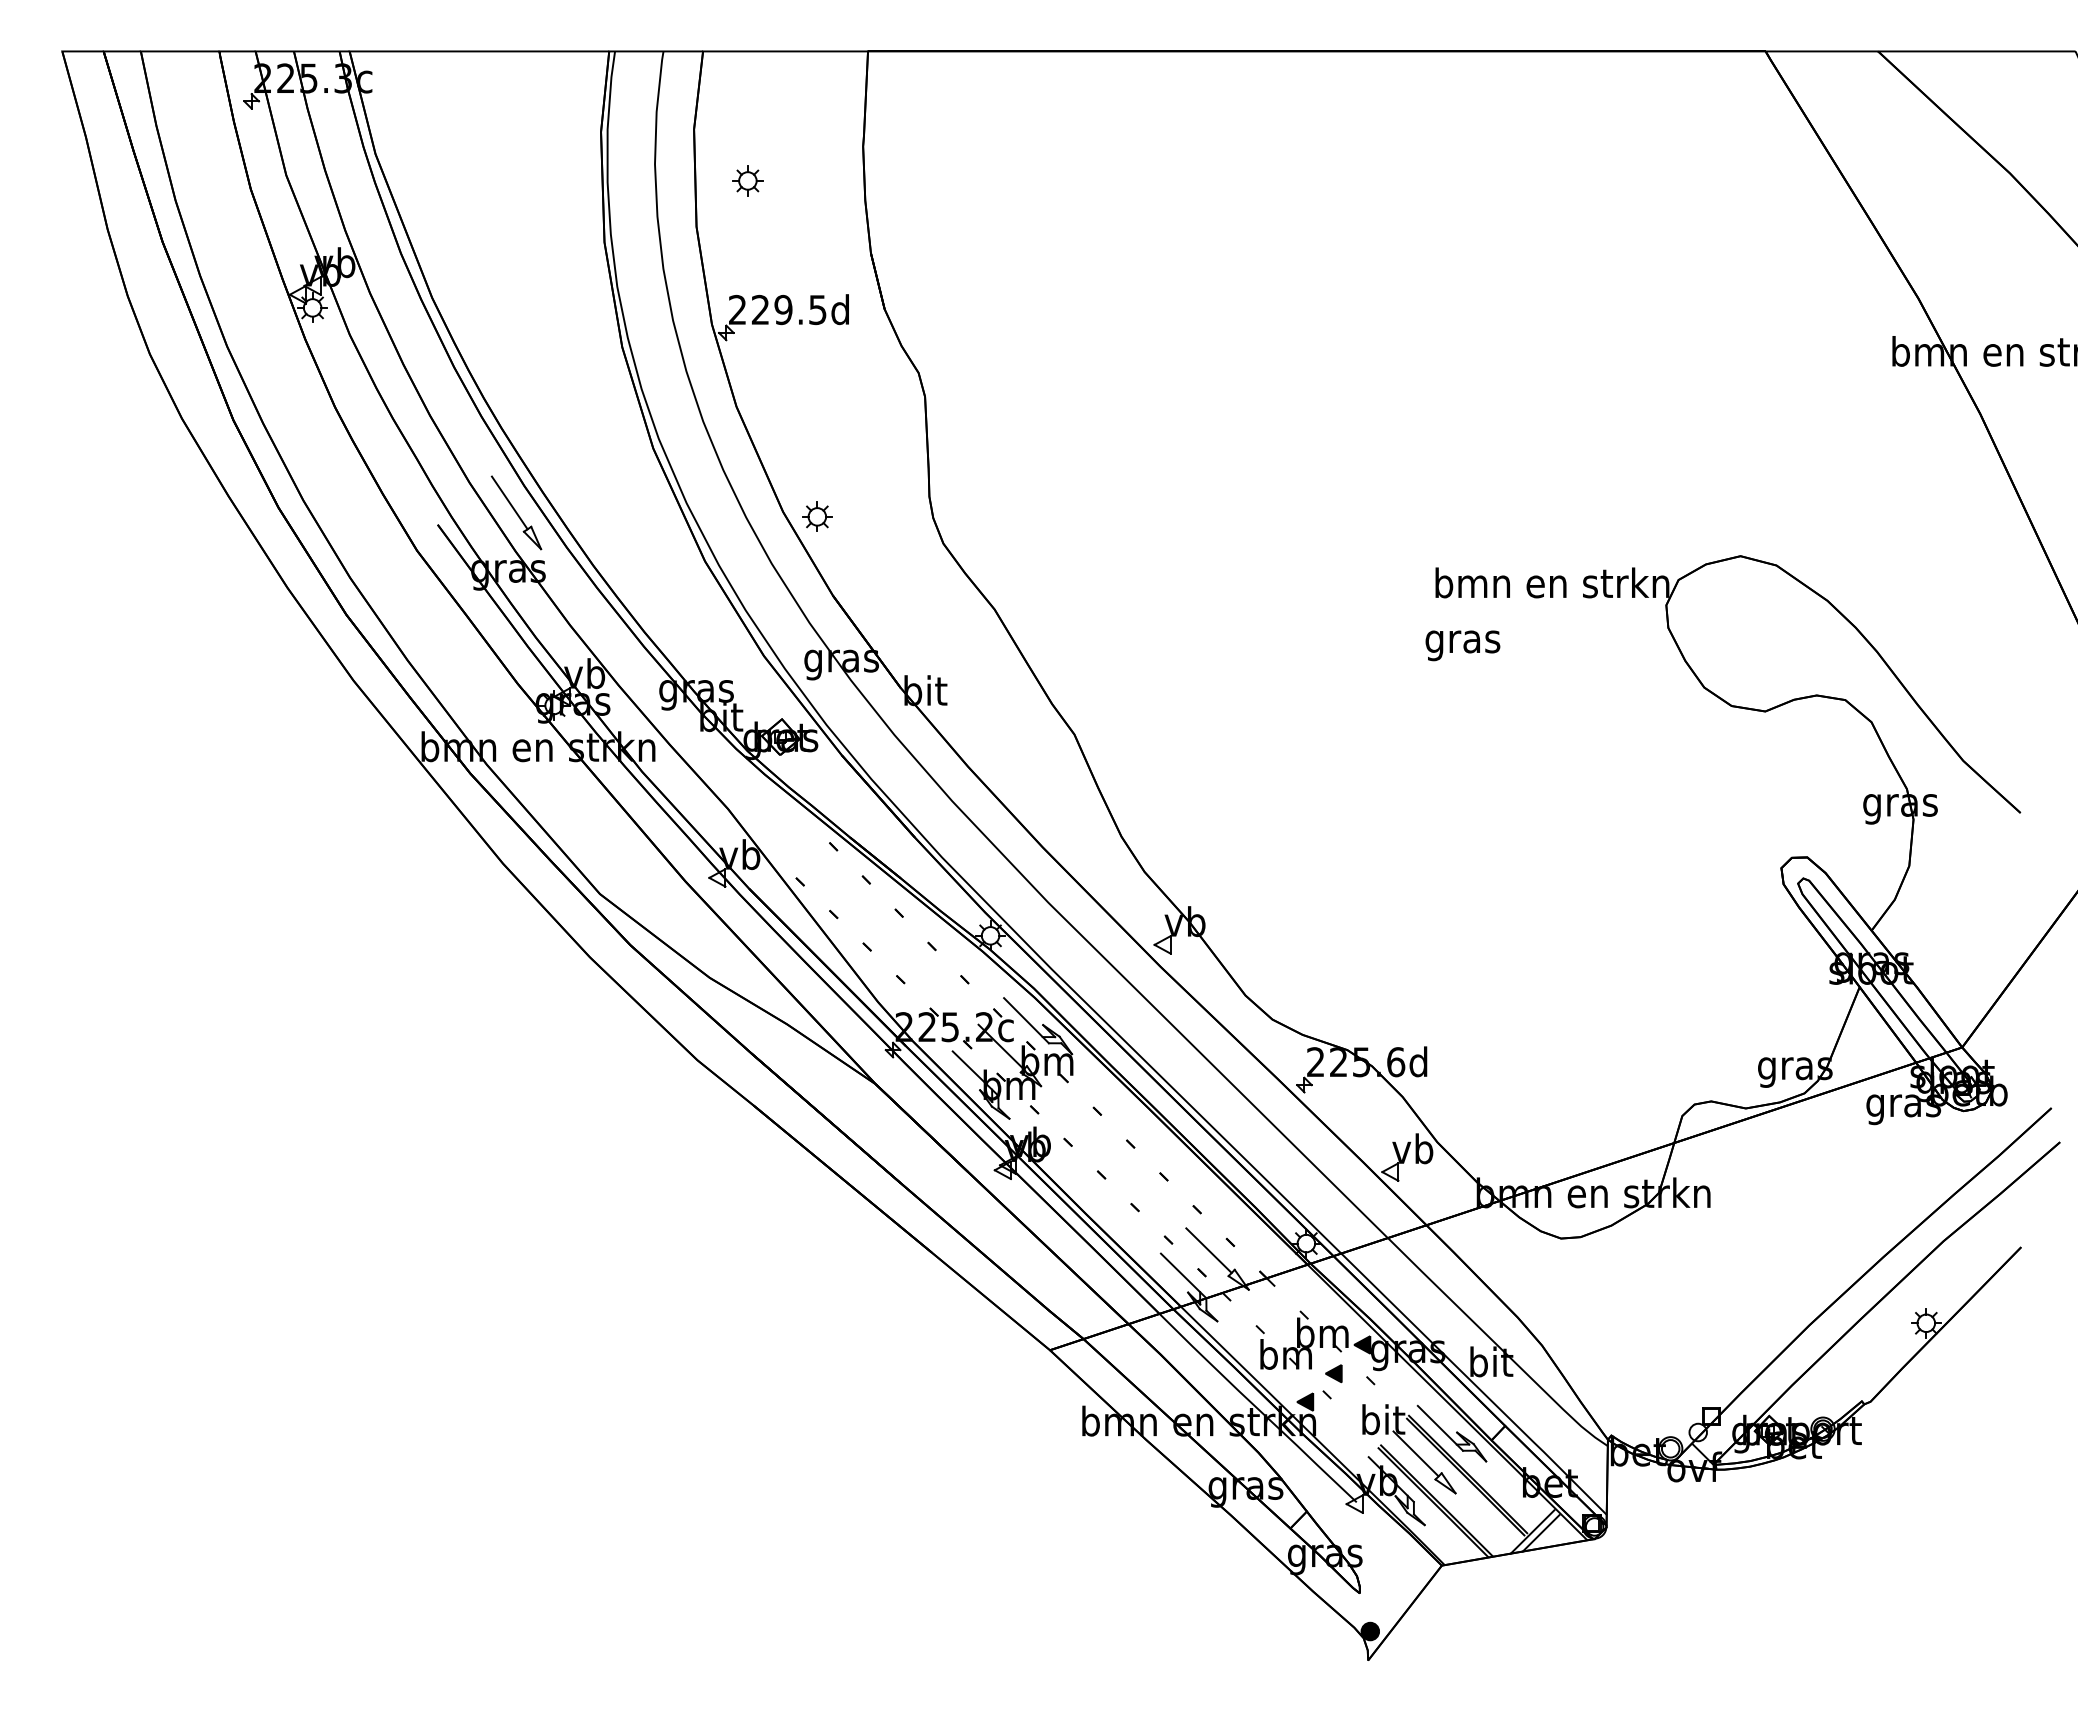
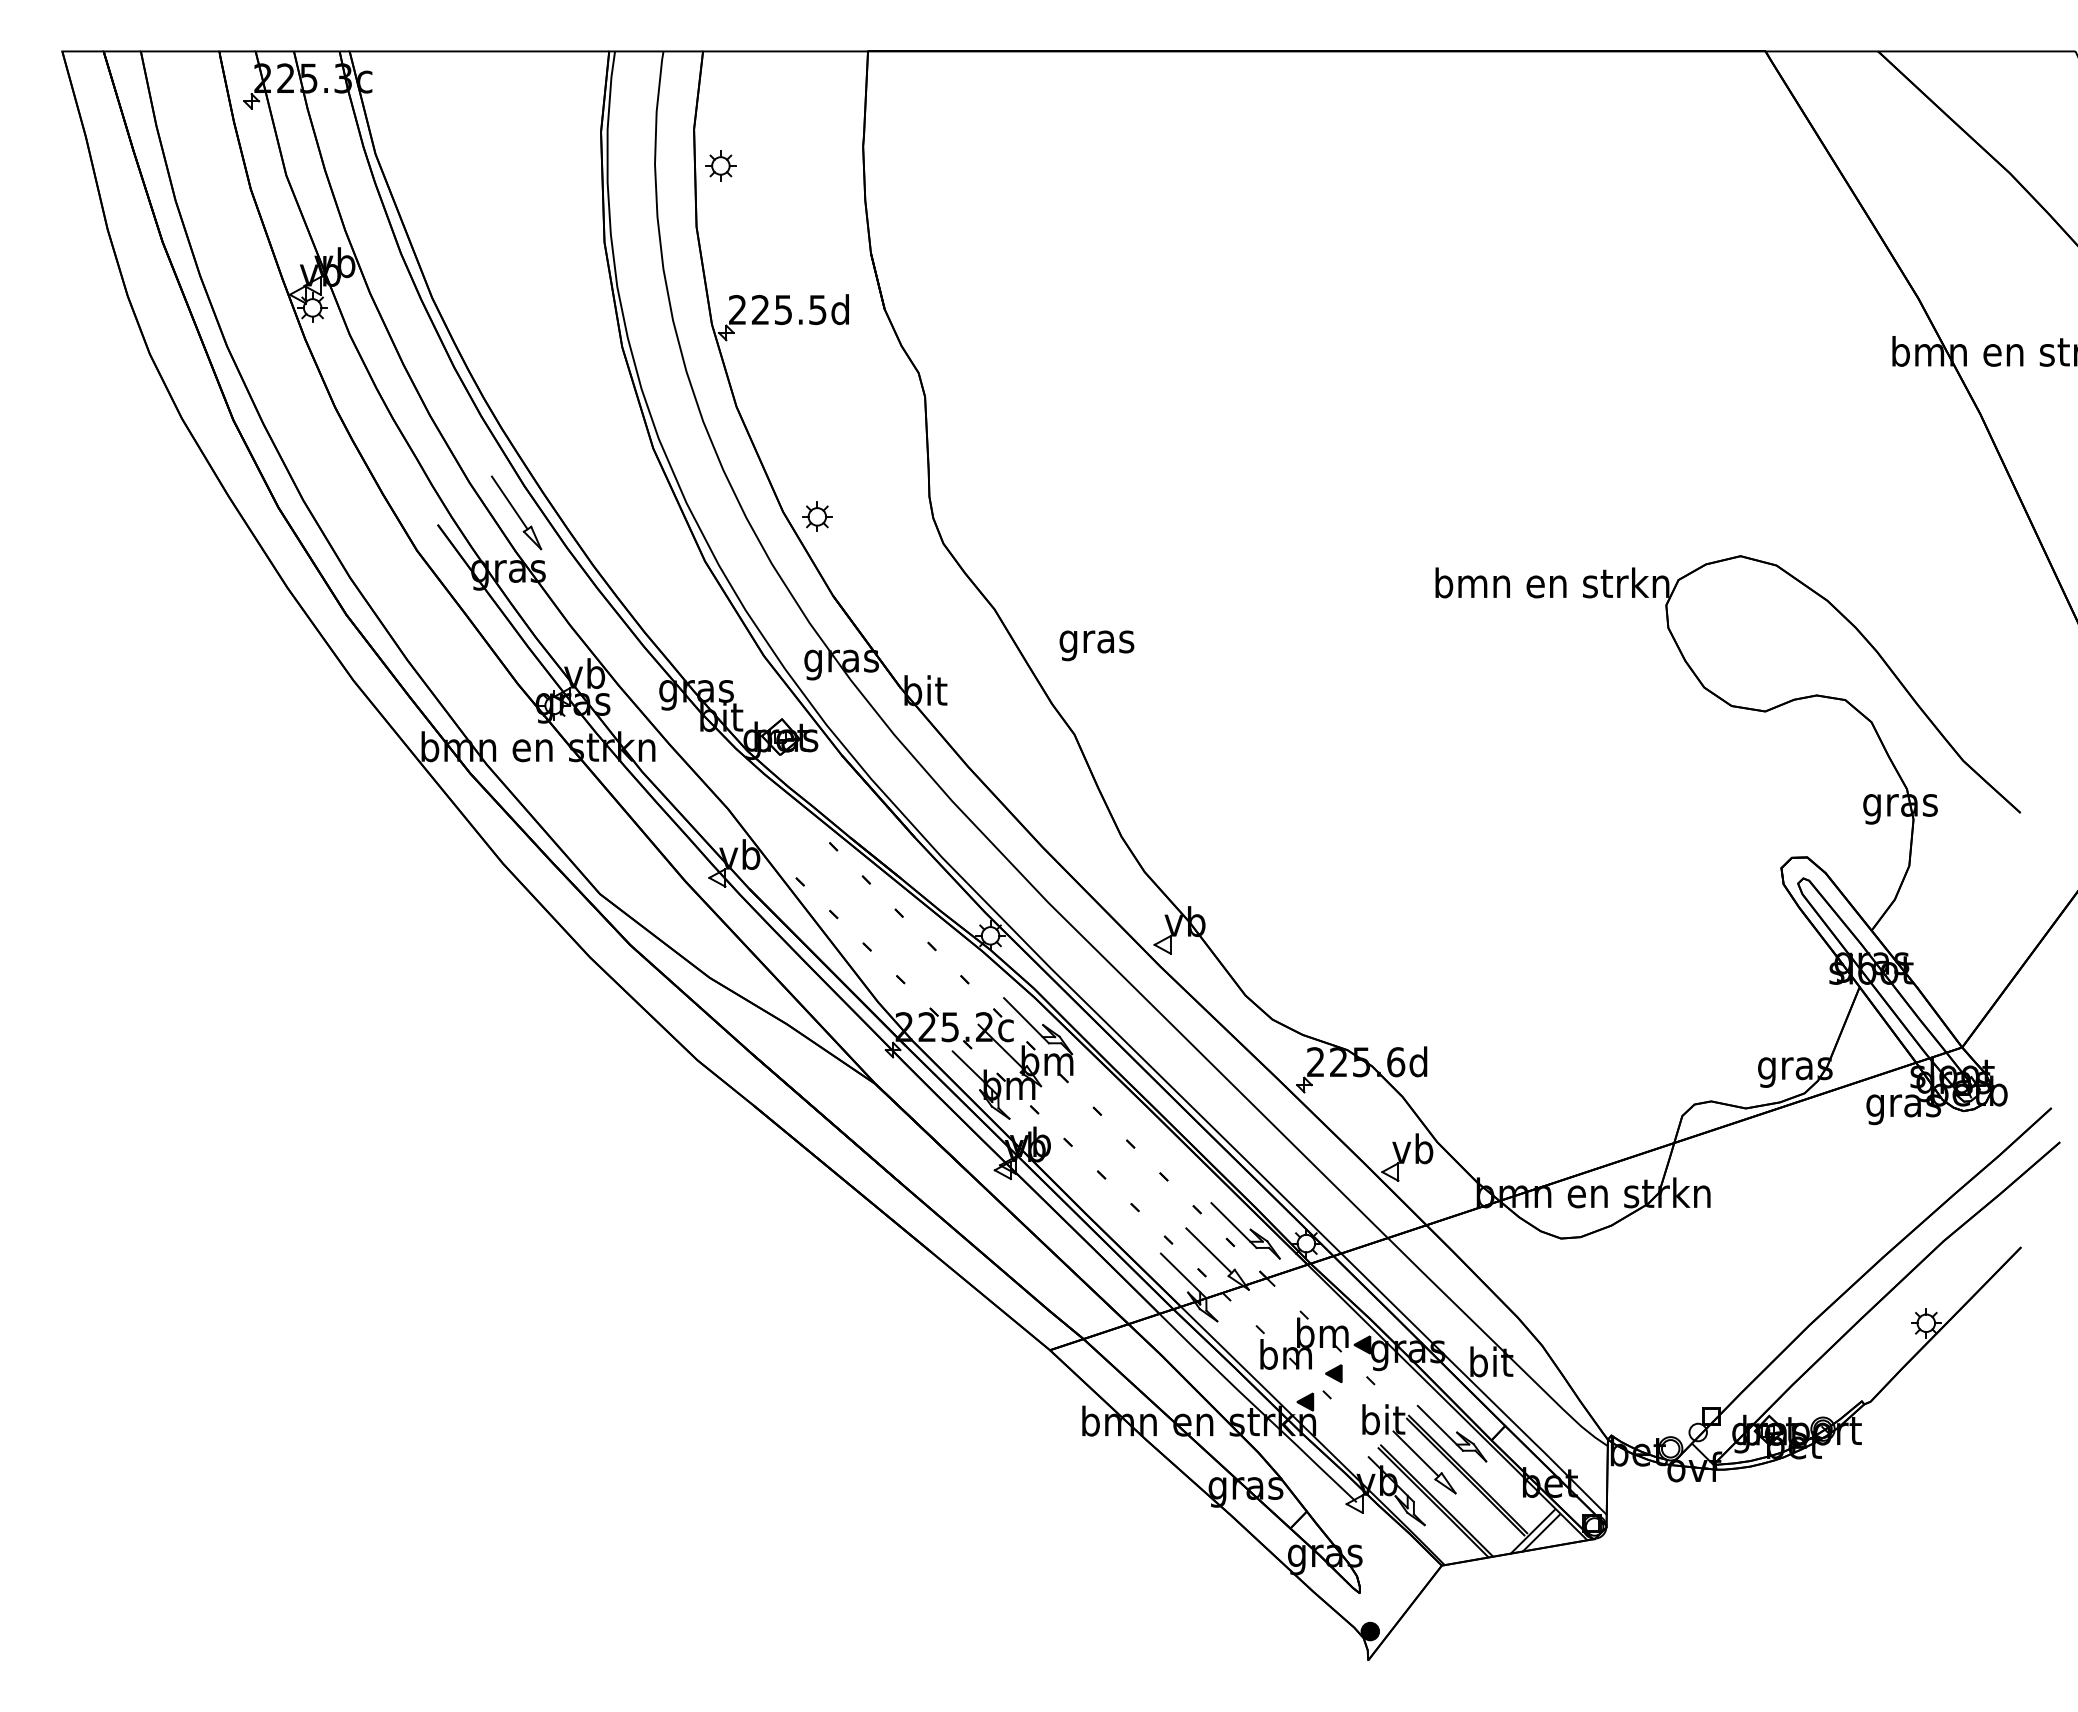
part position: (747, 180) -> (720, 165) (720, 165)
text: 229.5d -> 225.5d (783, 309)
text position: (1462, 645) -> (1096, 645) (1096, 645)
part: none -> present (1245, 1230)
